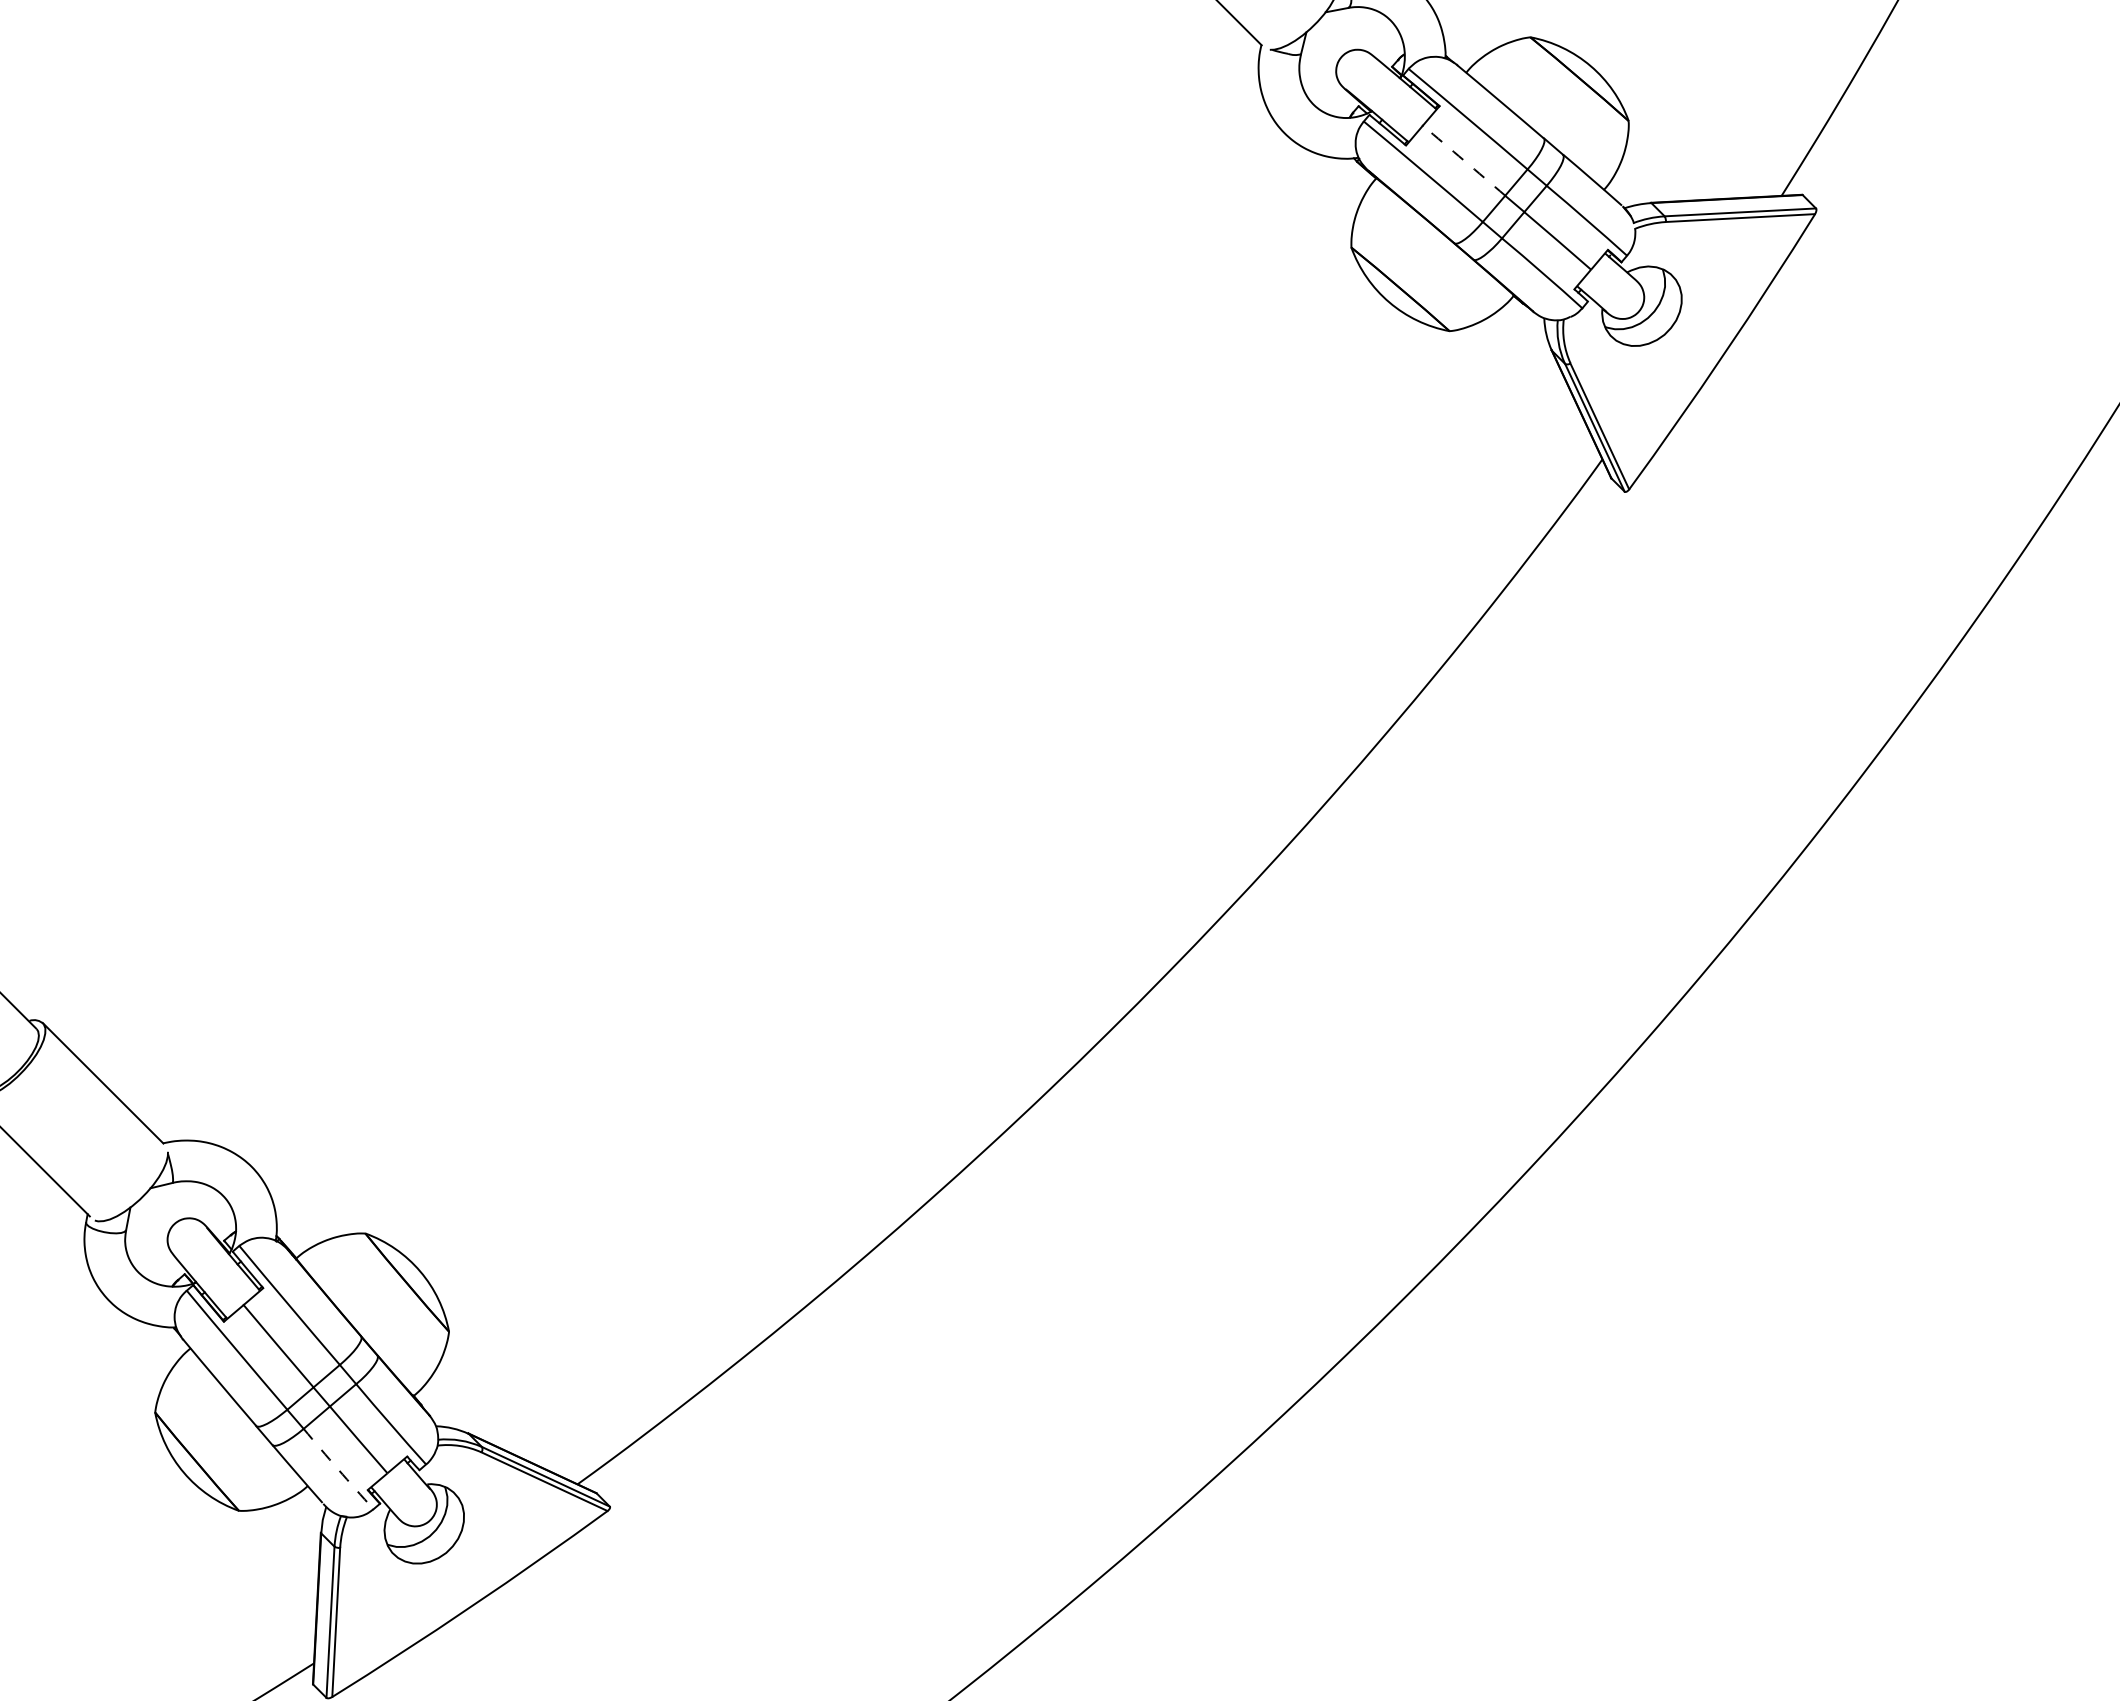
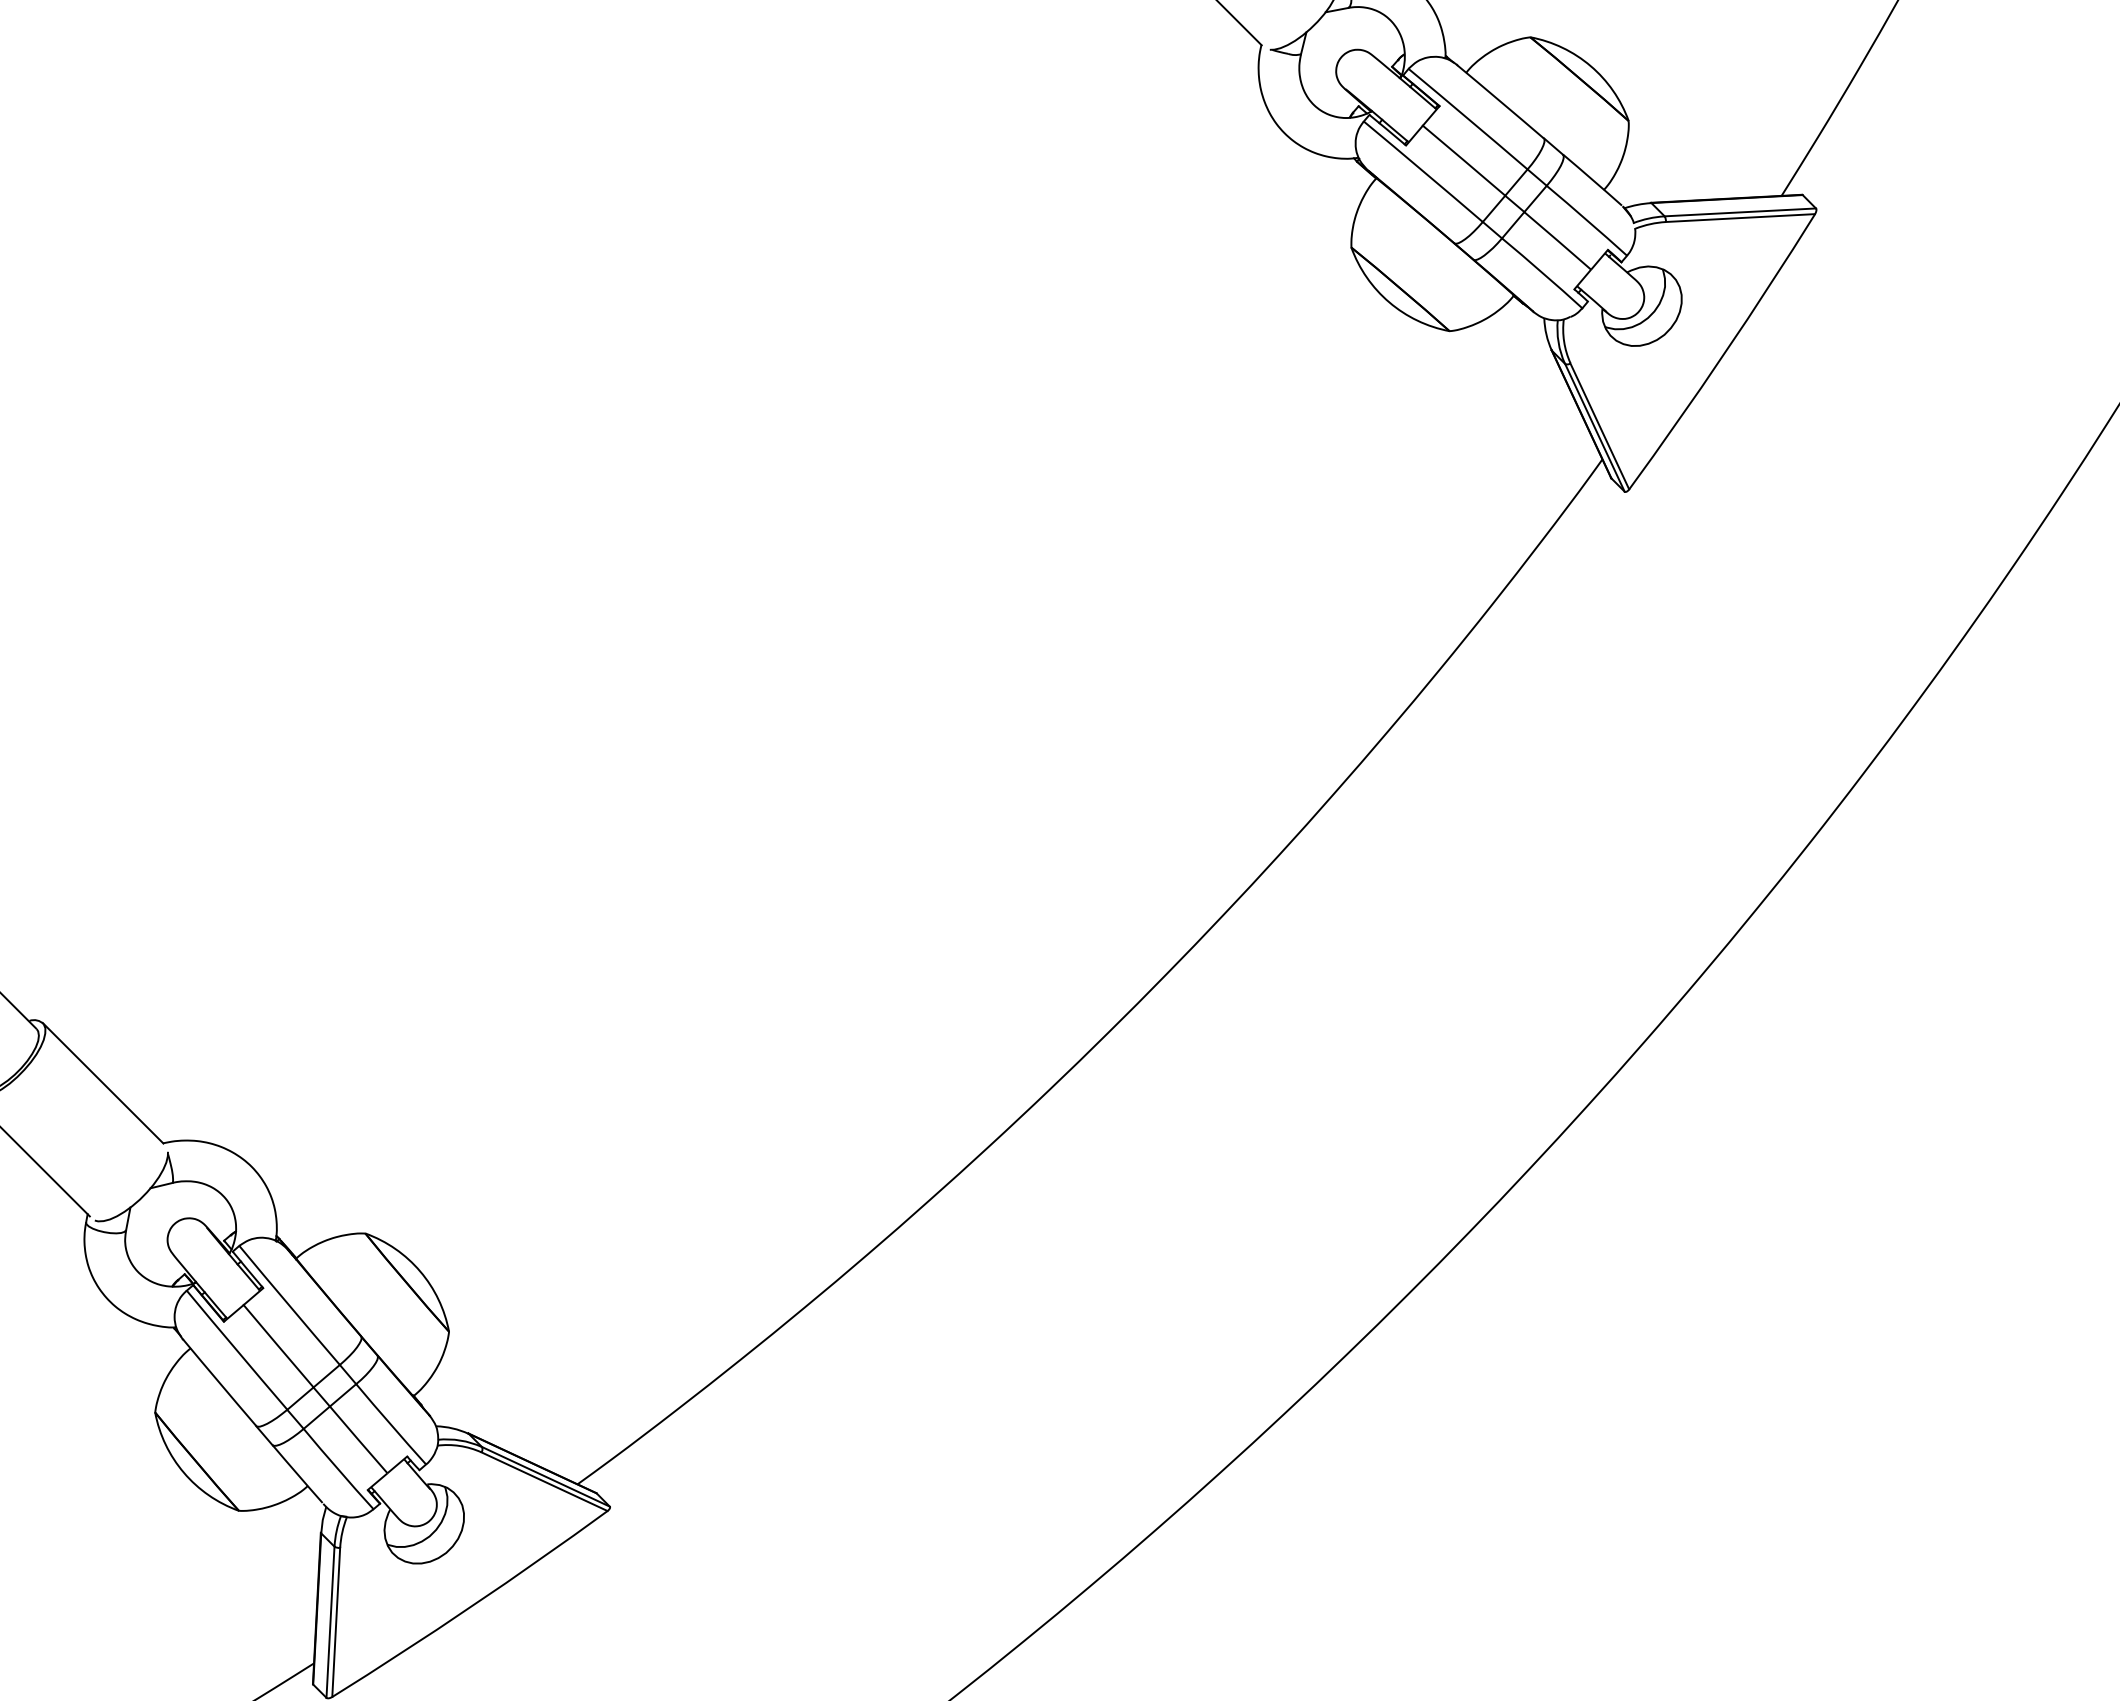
arc: dashed -> solid (1464, 160)
arc: dashed -> solid (338, 1469)
